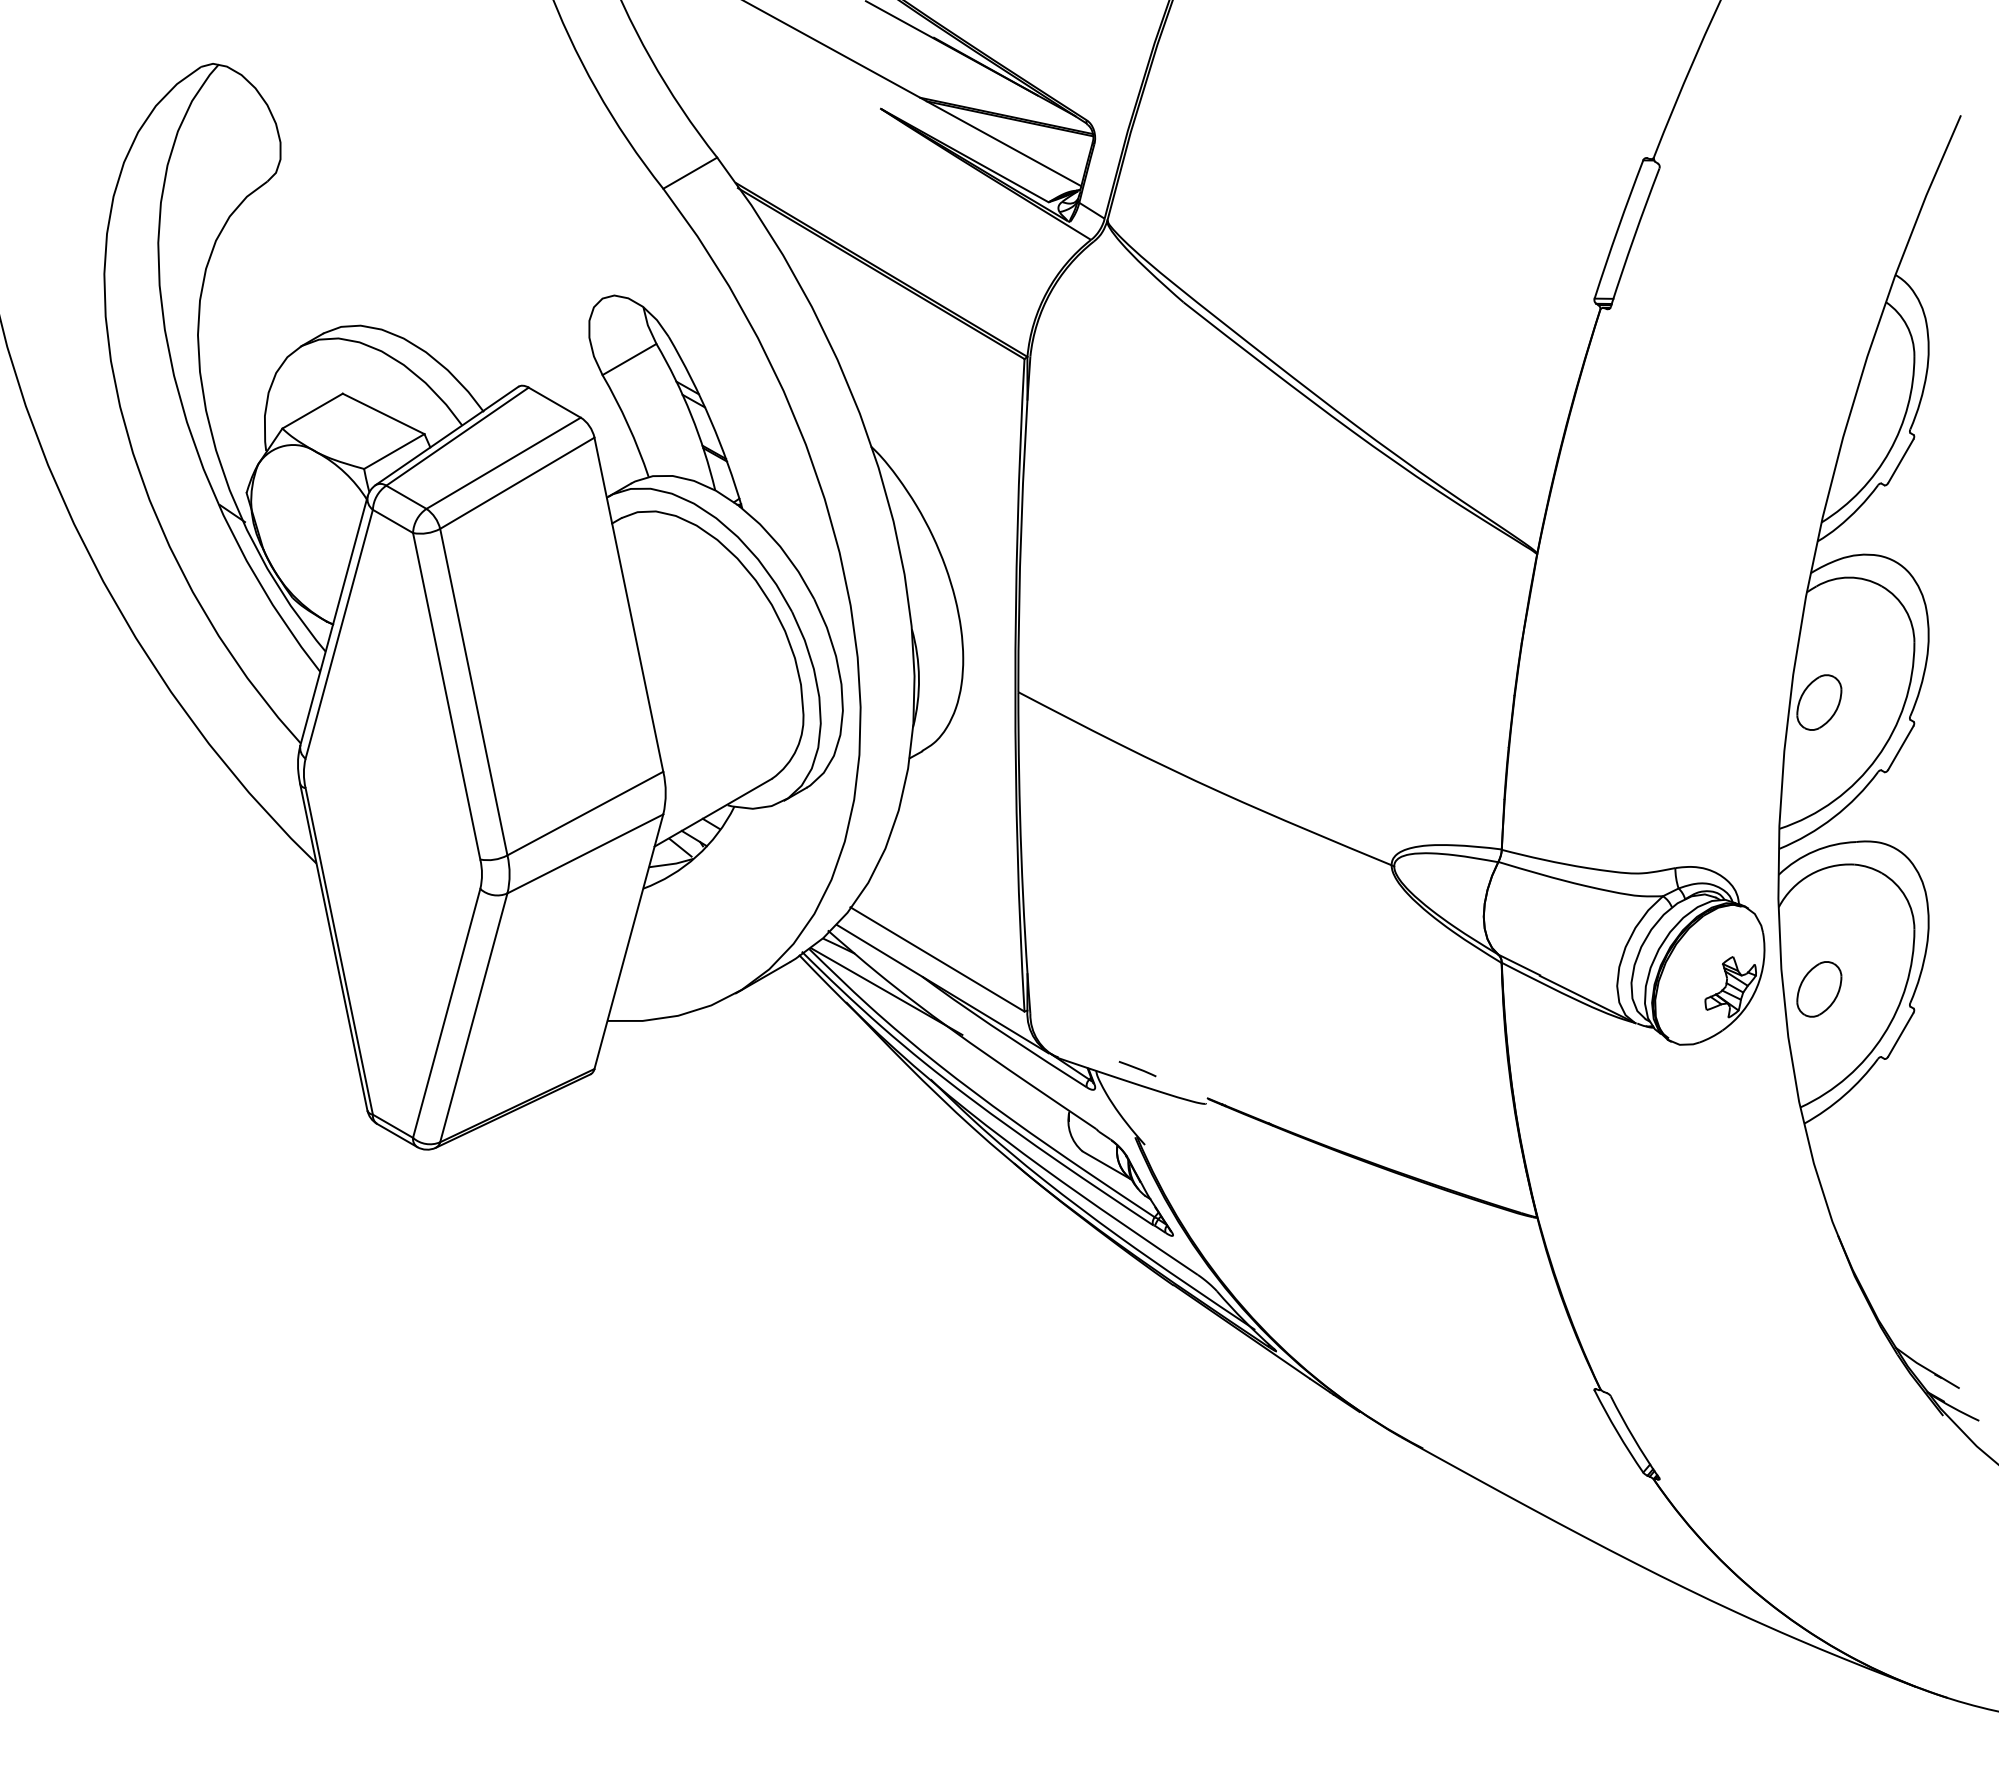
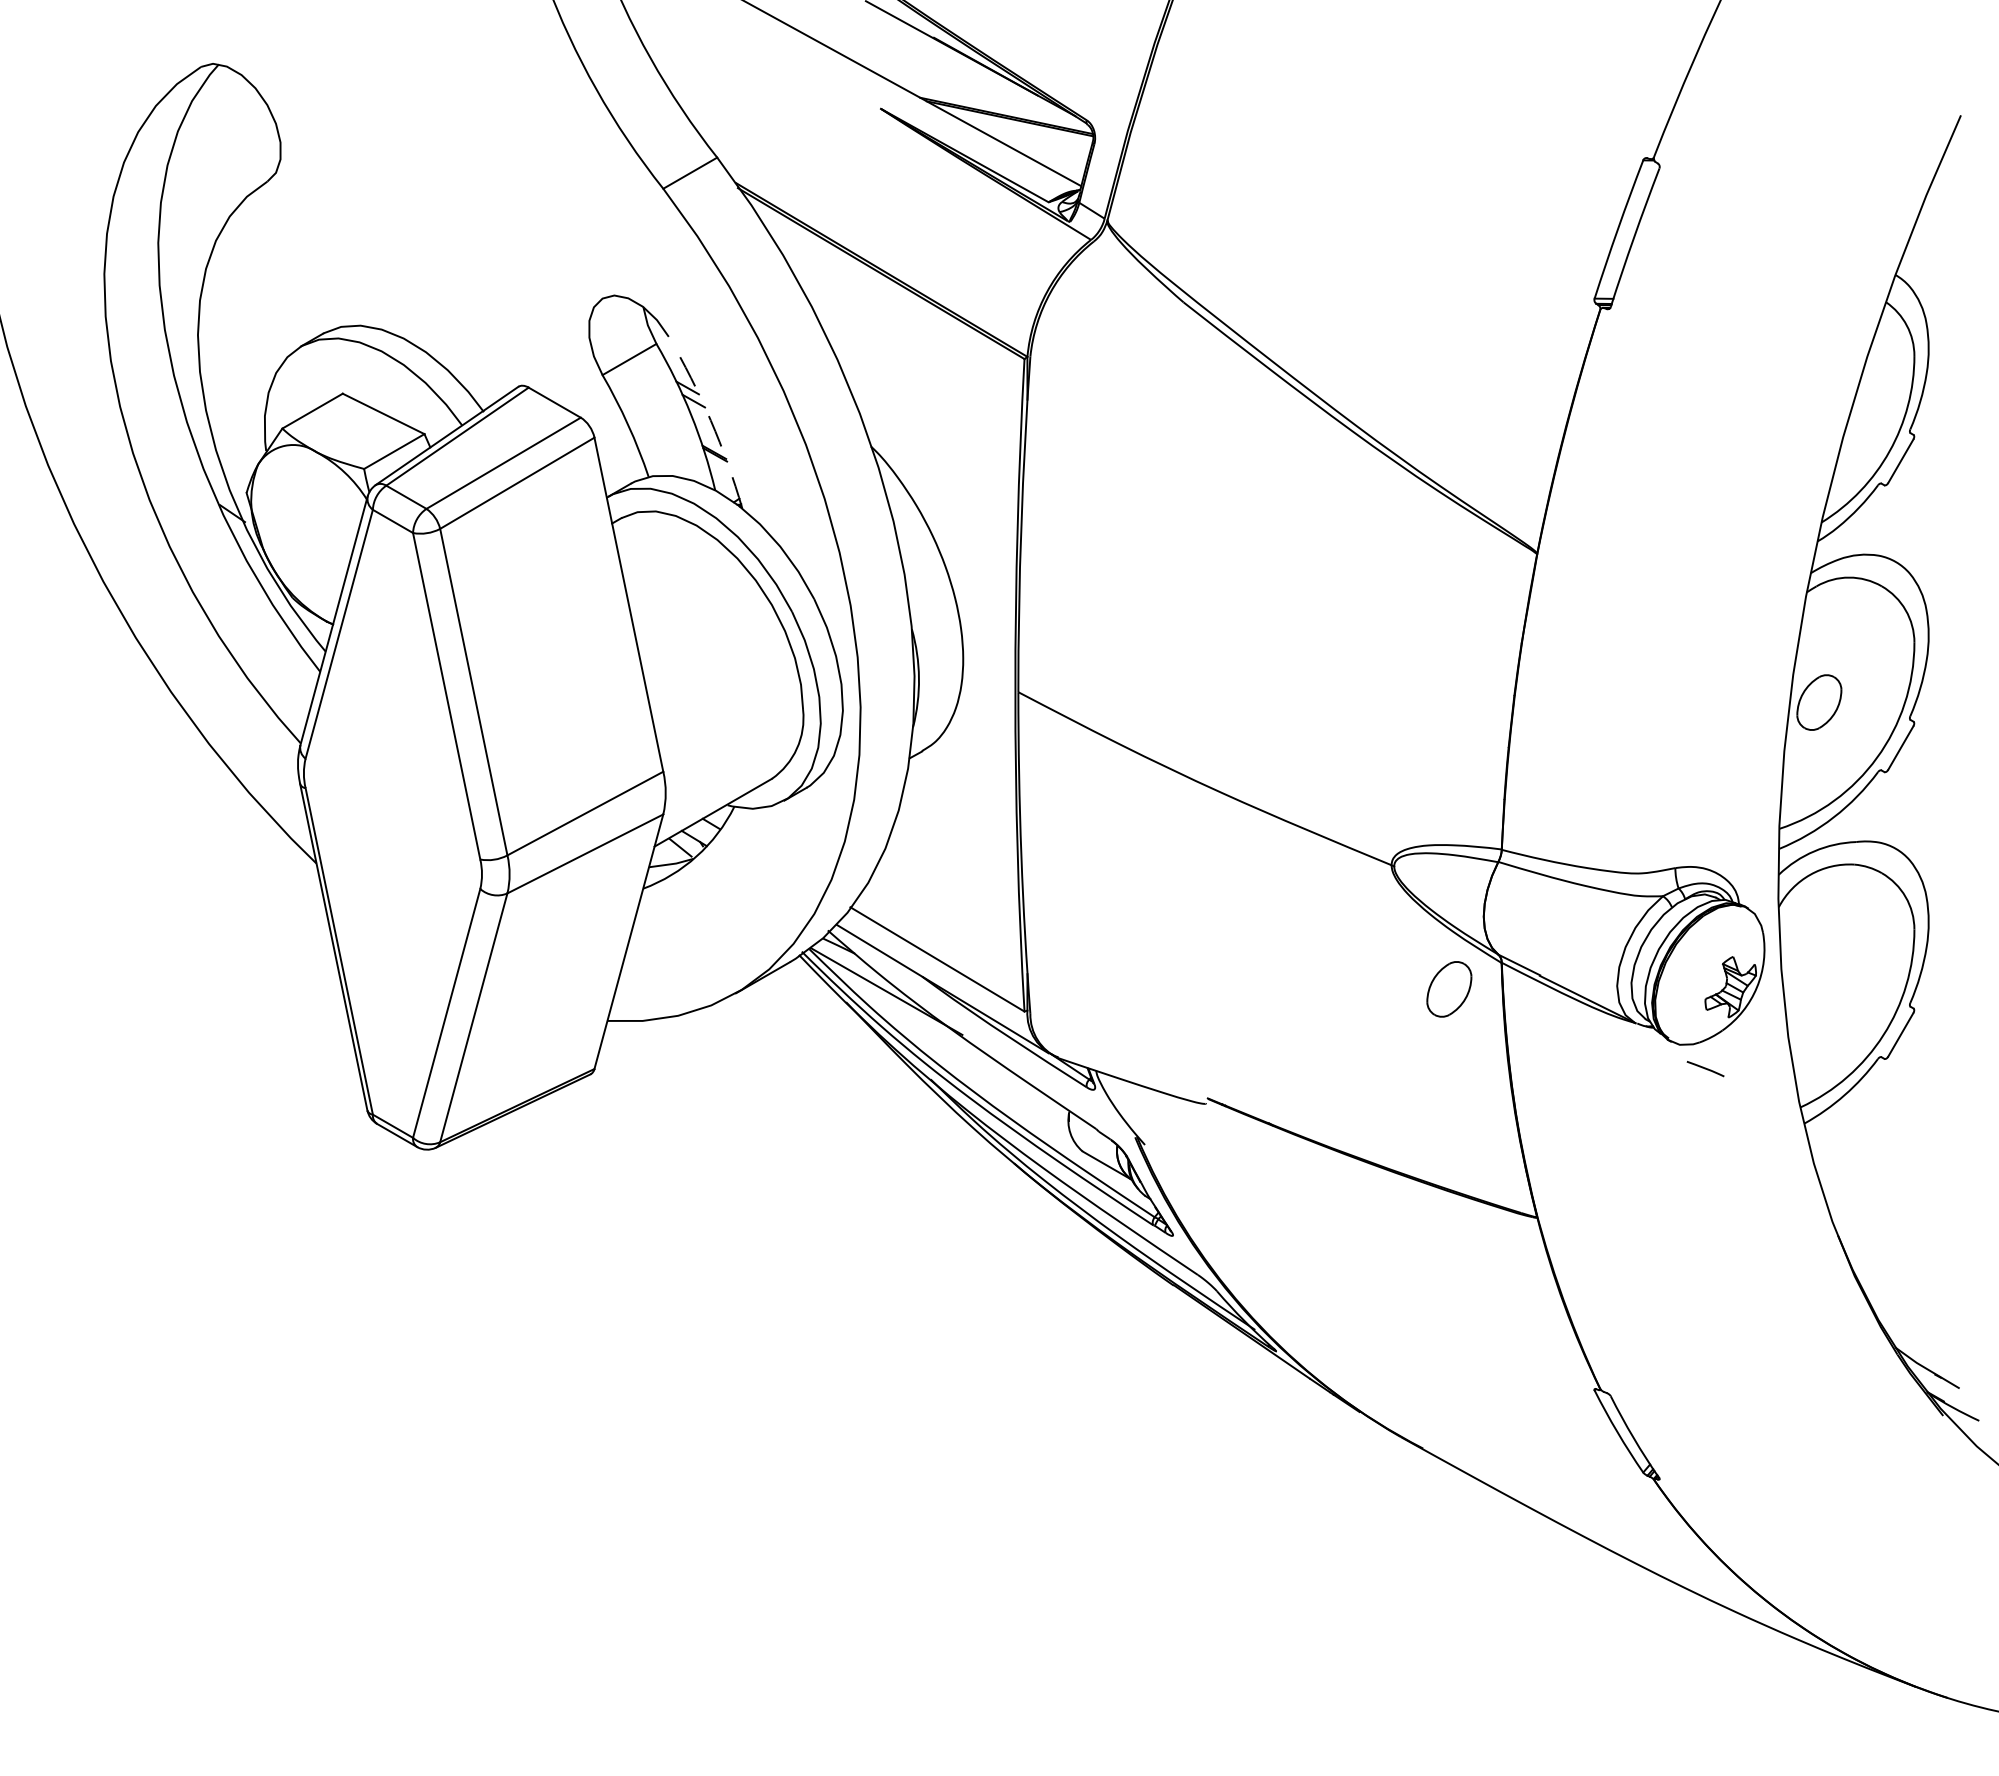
arc: solid -> dashed (710, 420)
part position: (1819, 989) -> (1449, 989) (1449, 989)
line position: (1137, 1069) -> (1705, 1069) (1705, 1069)
